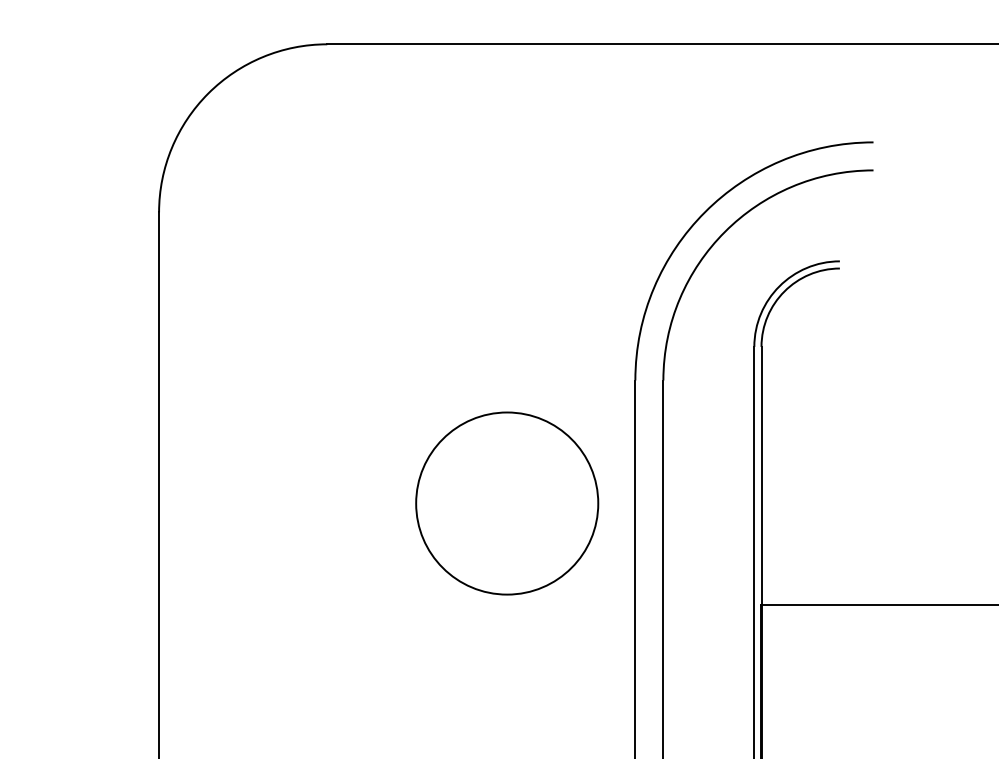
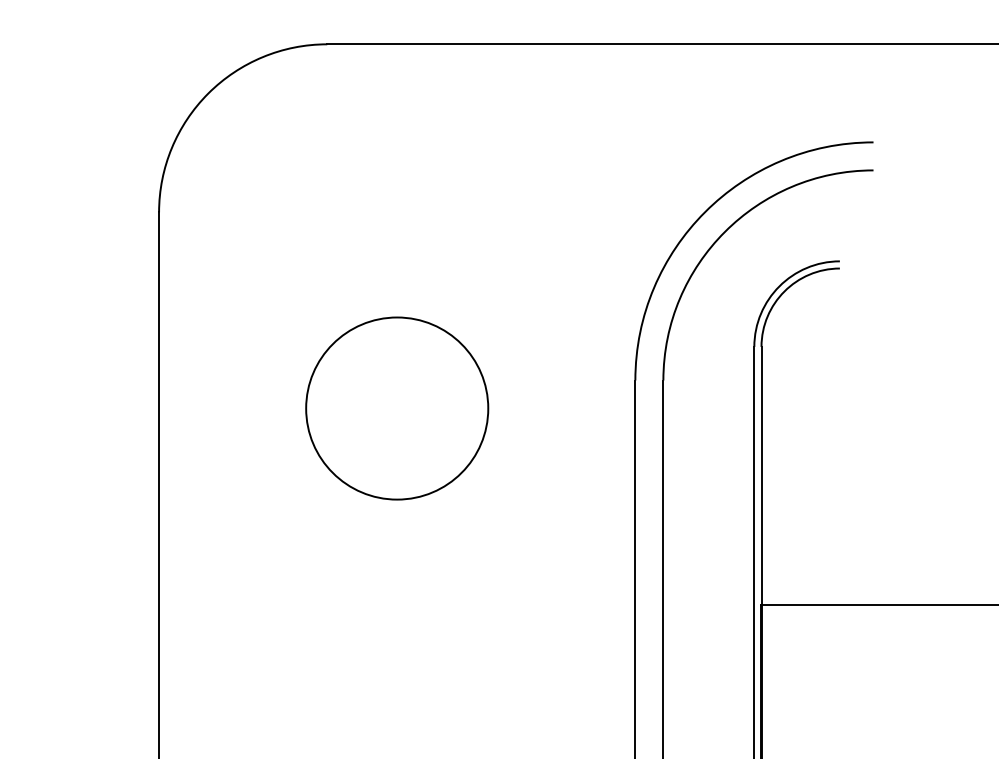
circle position: (507, 503) -> (397, 408) (397, 408)
